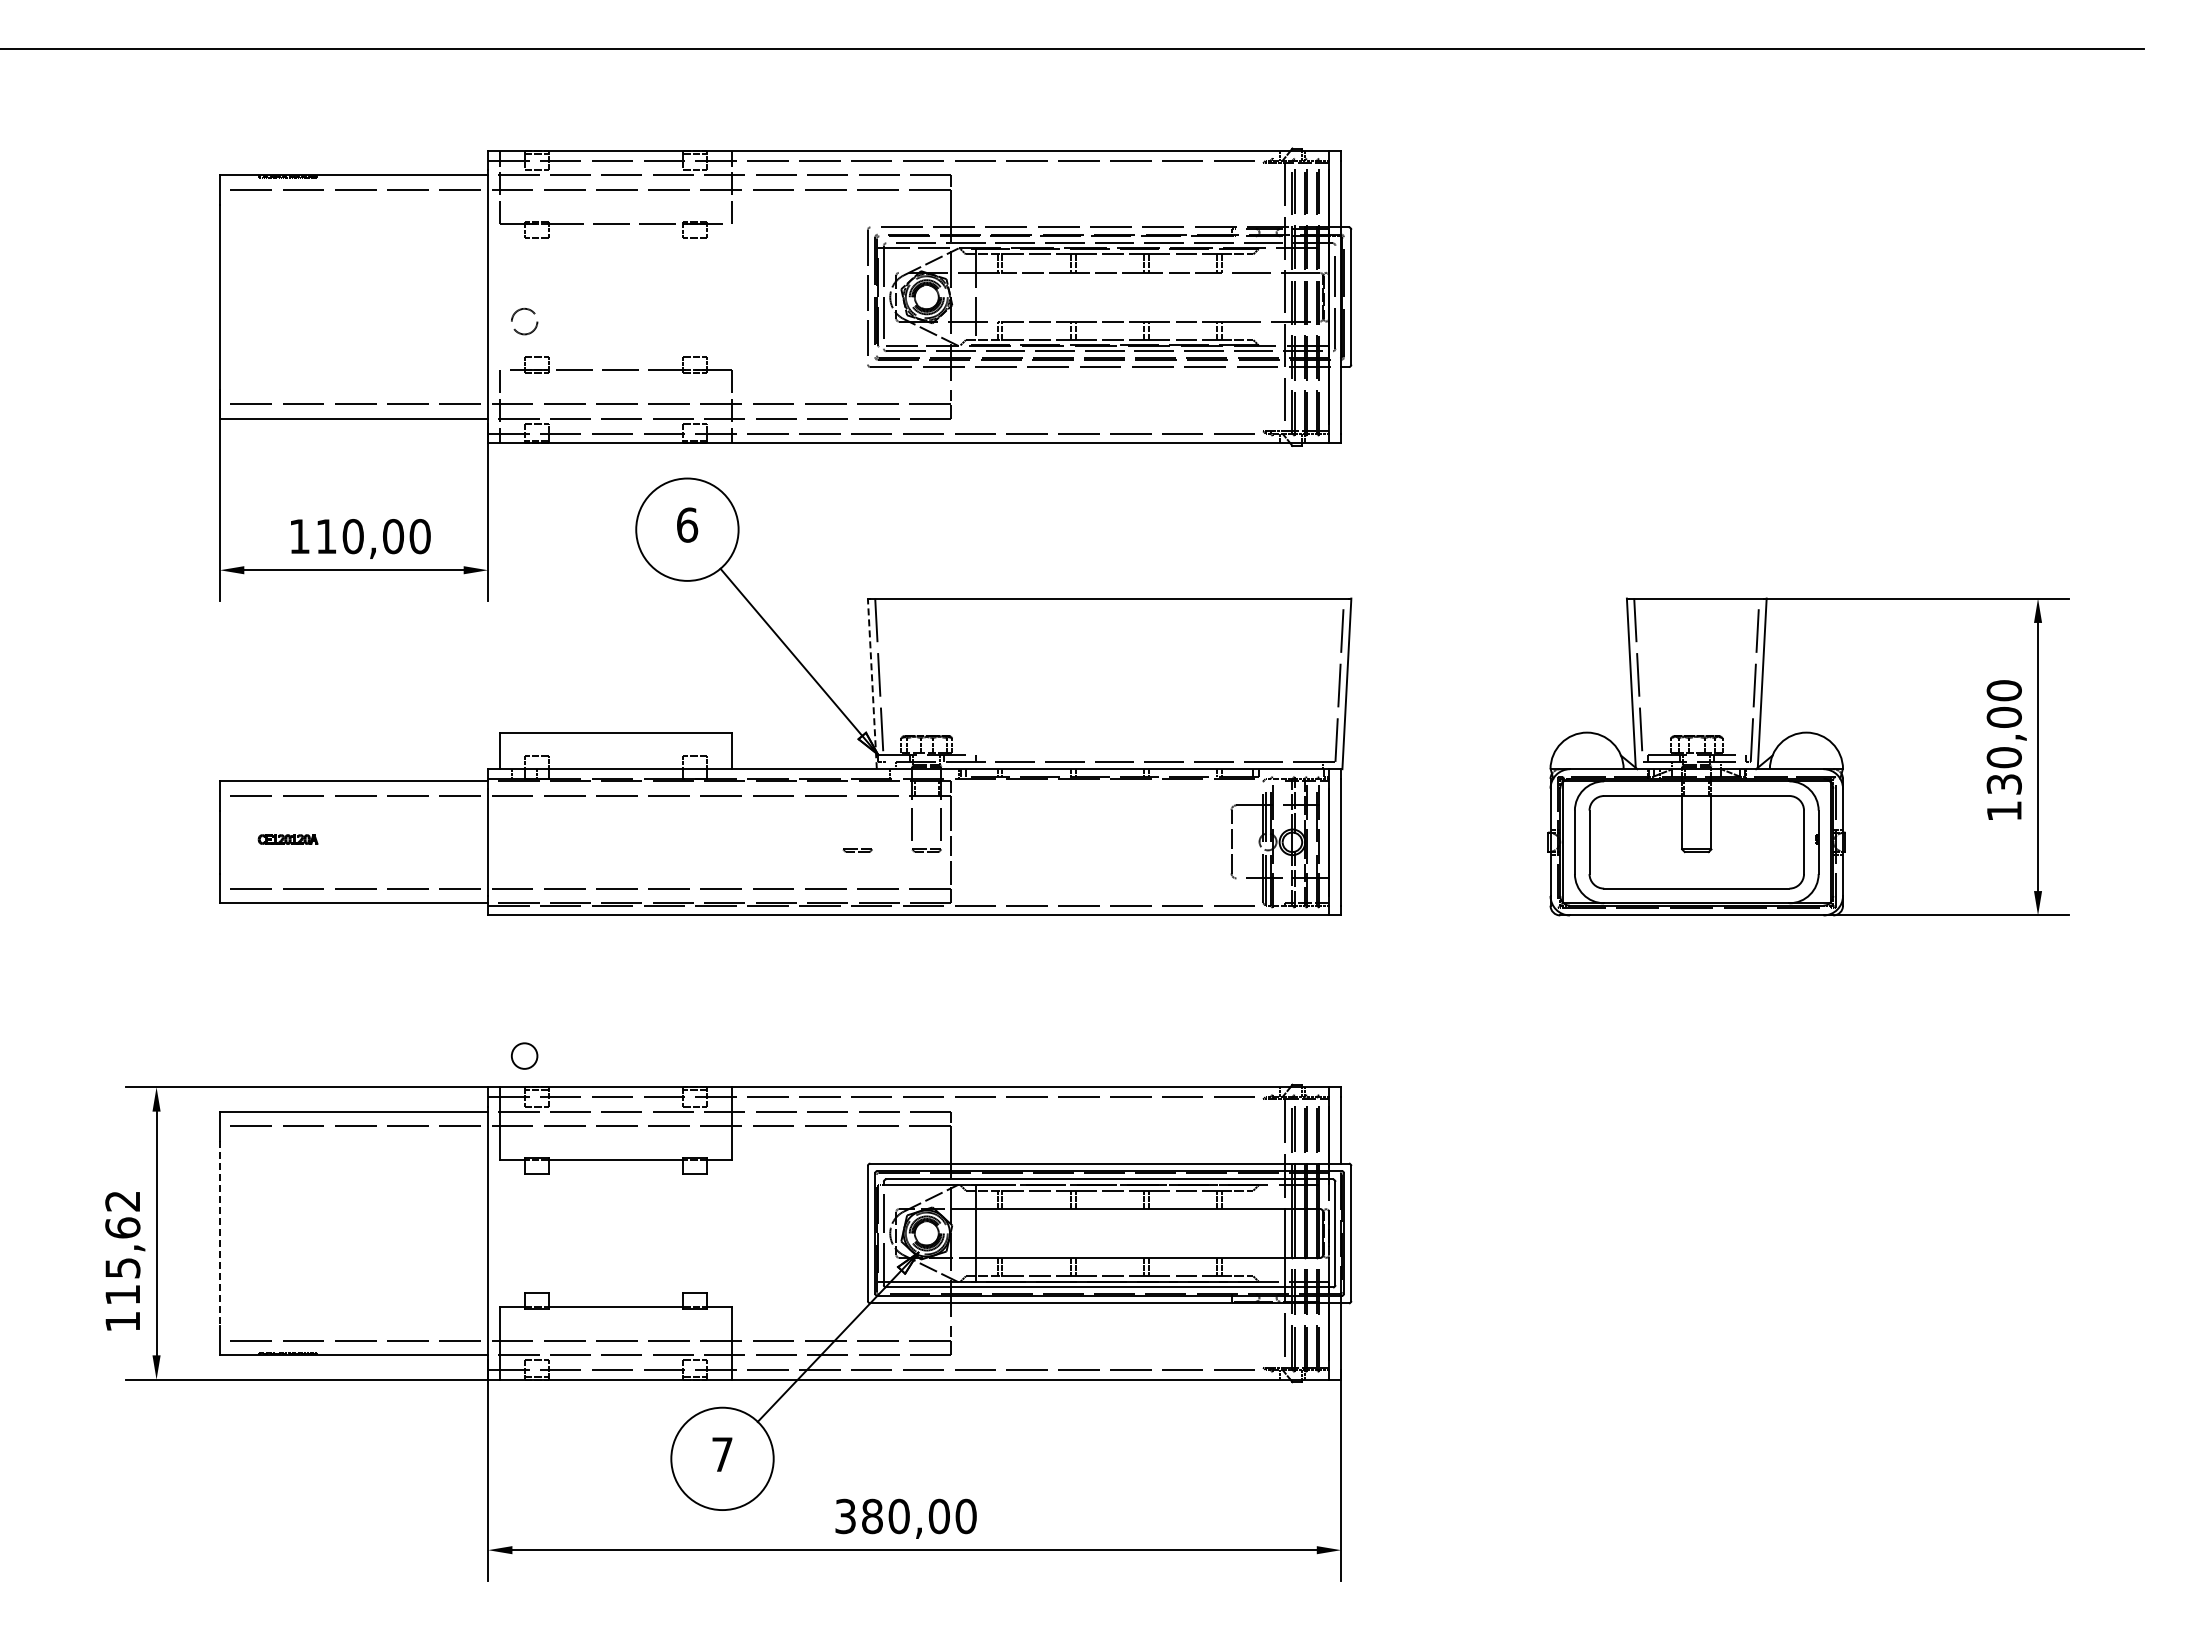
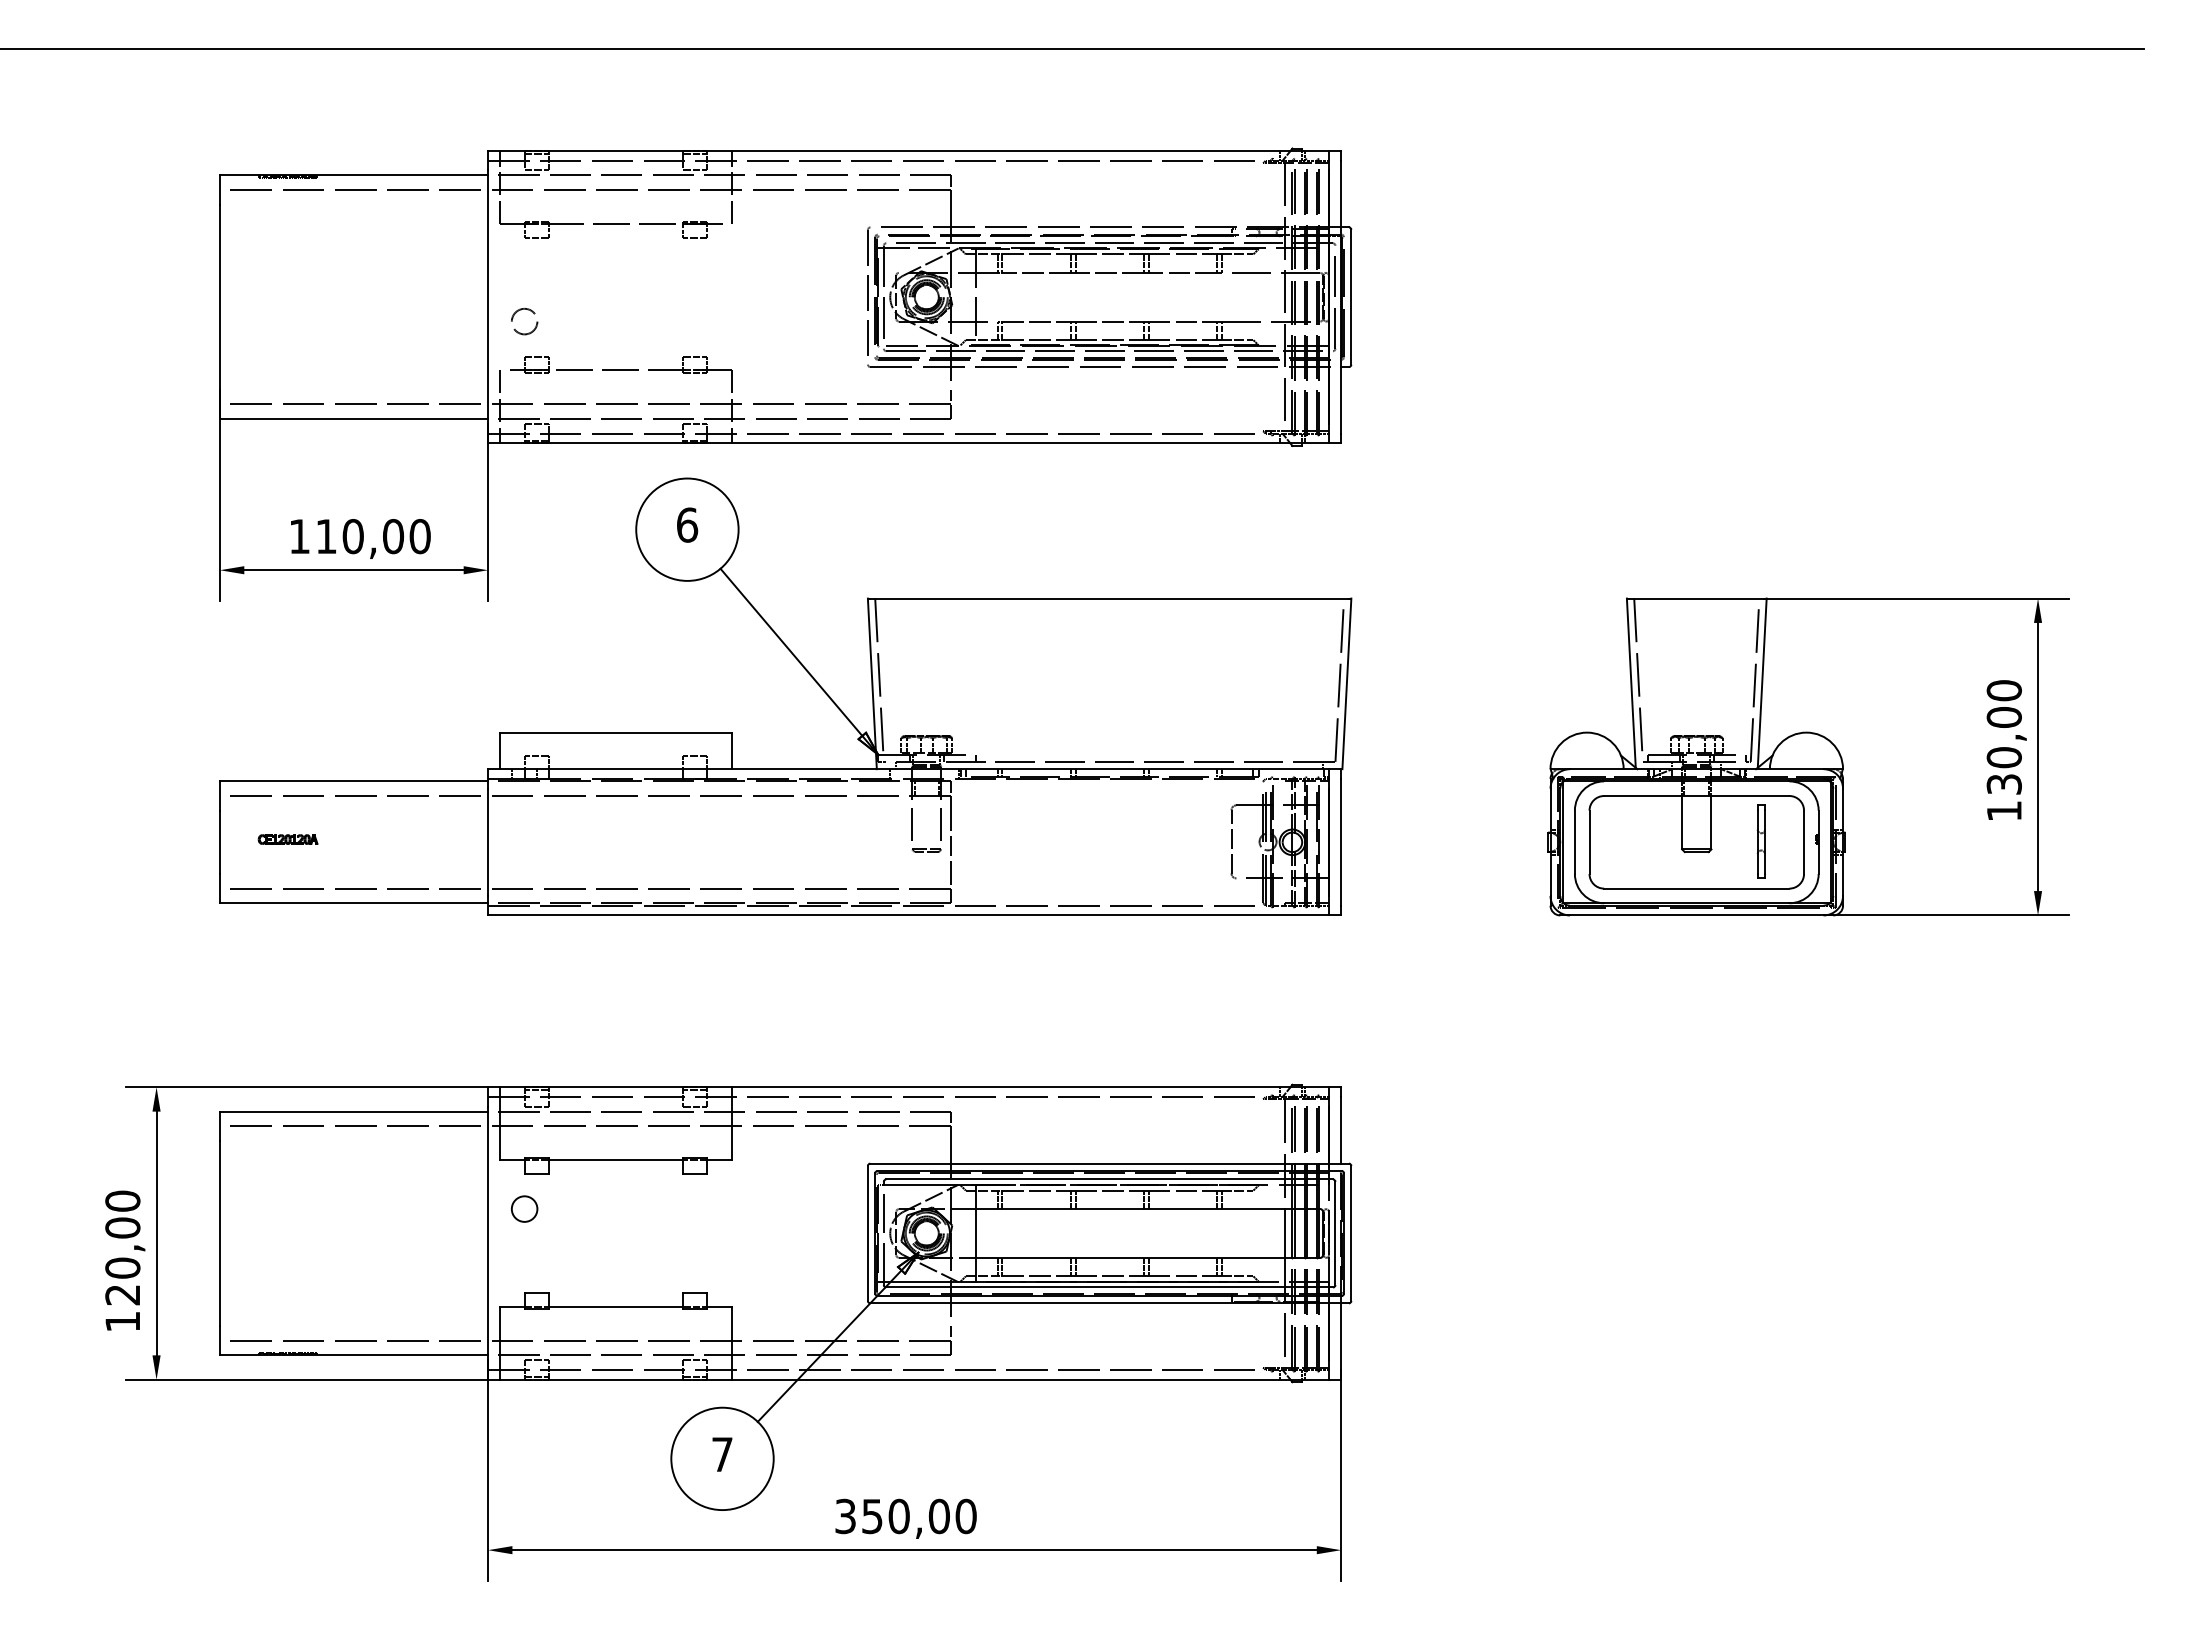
line: dashed -> solid (872, 683)
part: none -> present (1760, 841)
line: present -> none (857, 849)
circle position: (524, 1055) -> (524, 1208) (524, 1208)
line: dashed -> solid (219, 1233)
text: 115,62 -> 120,00 (122, 1247)
text: 380,00 -> 350,00 (872, 1516)
